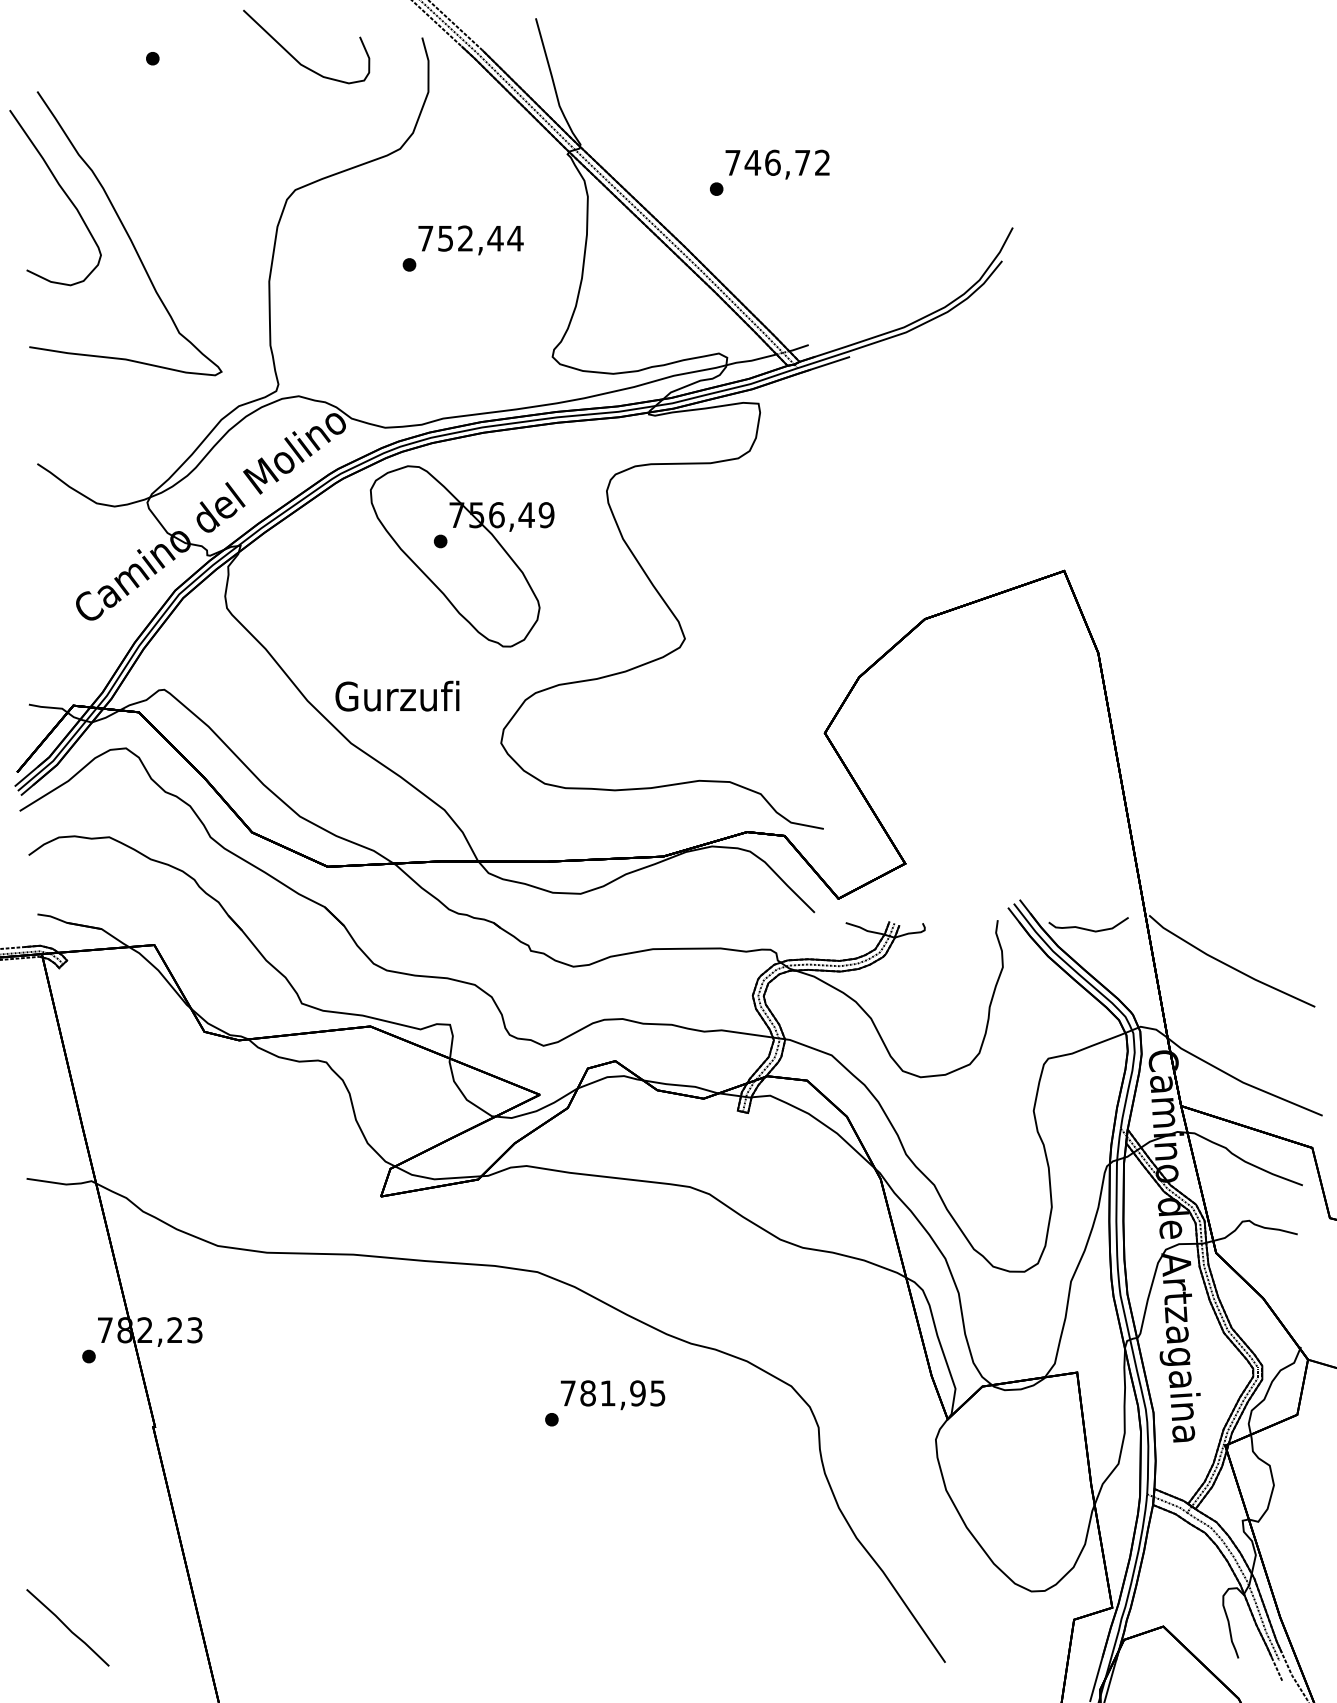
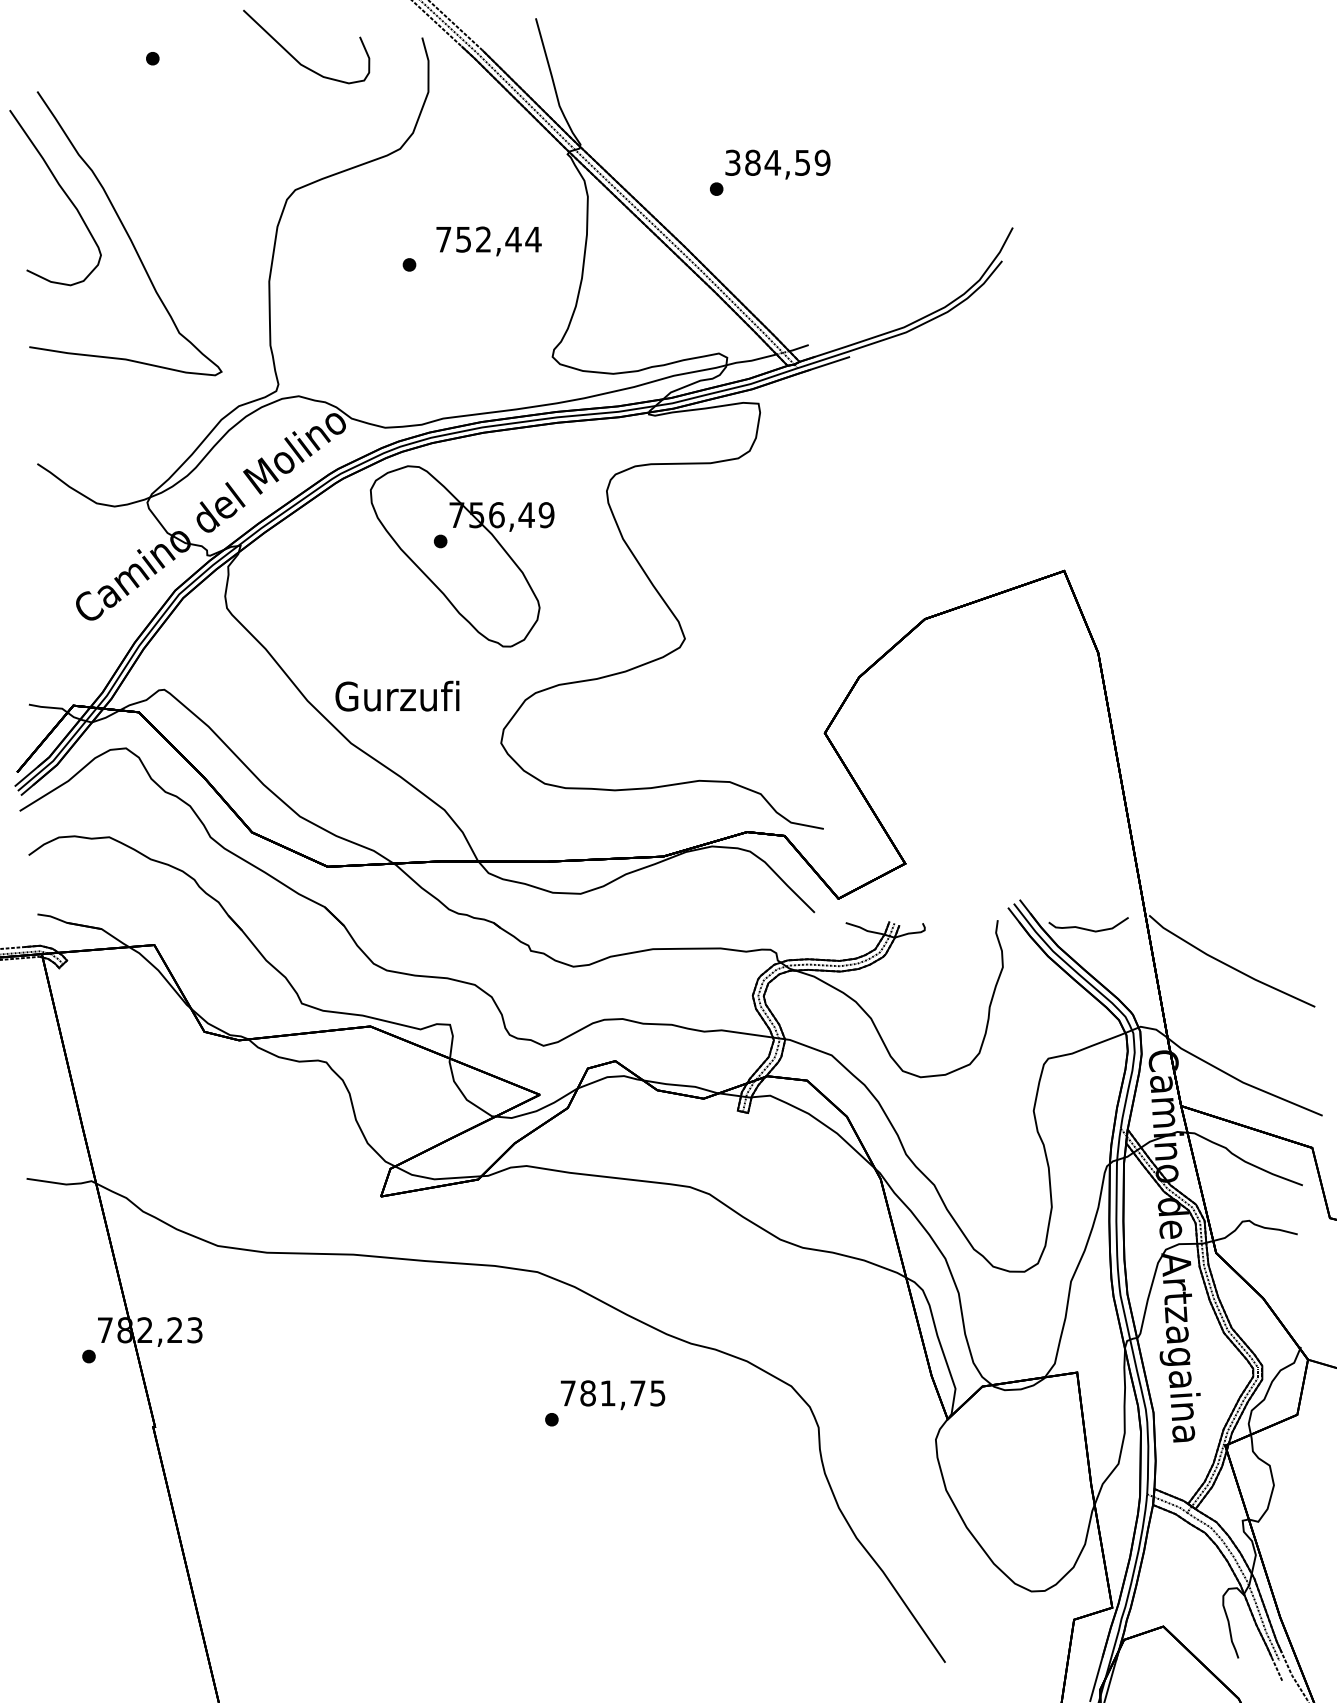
text: 746,72 -> 384,59 (777, 162)
text position: (470, 240) -> (488, 241) (488, 241)
text: 781,95 -> 781,75 (637, 1393)
line: present -> none (67, 1627)
